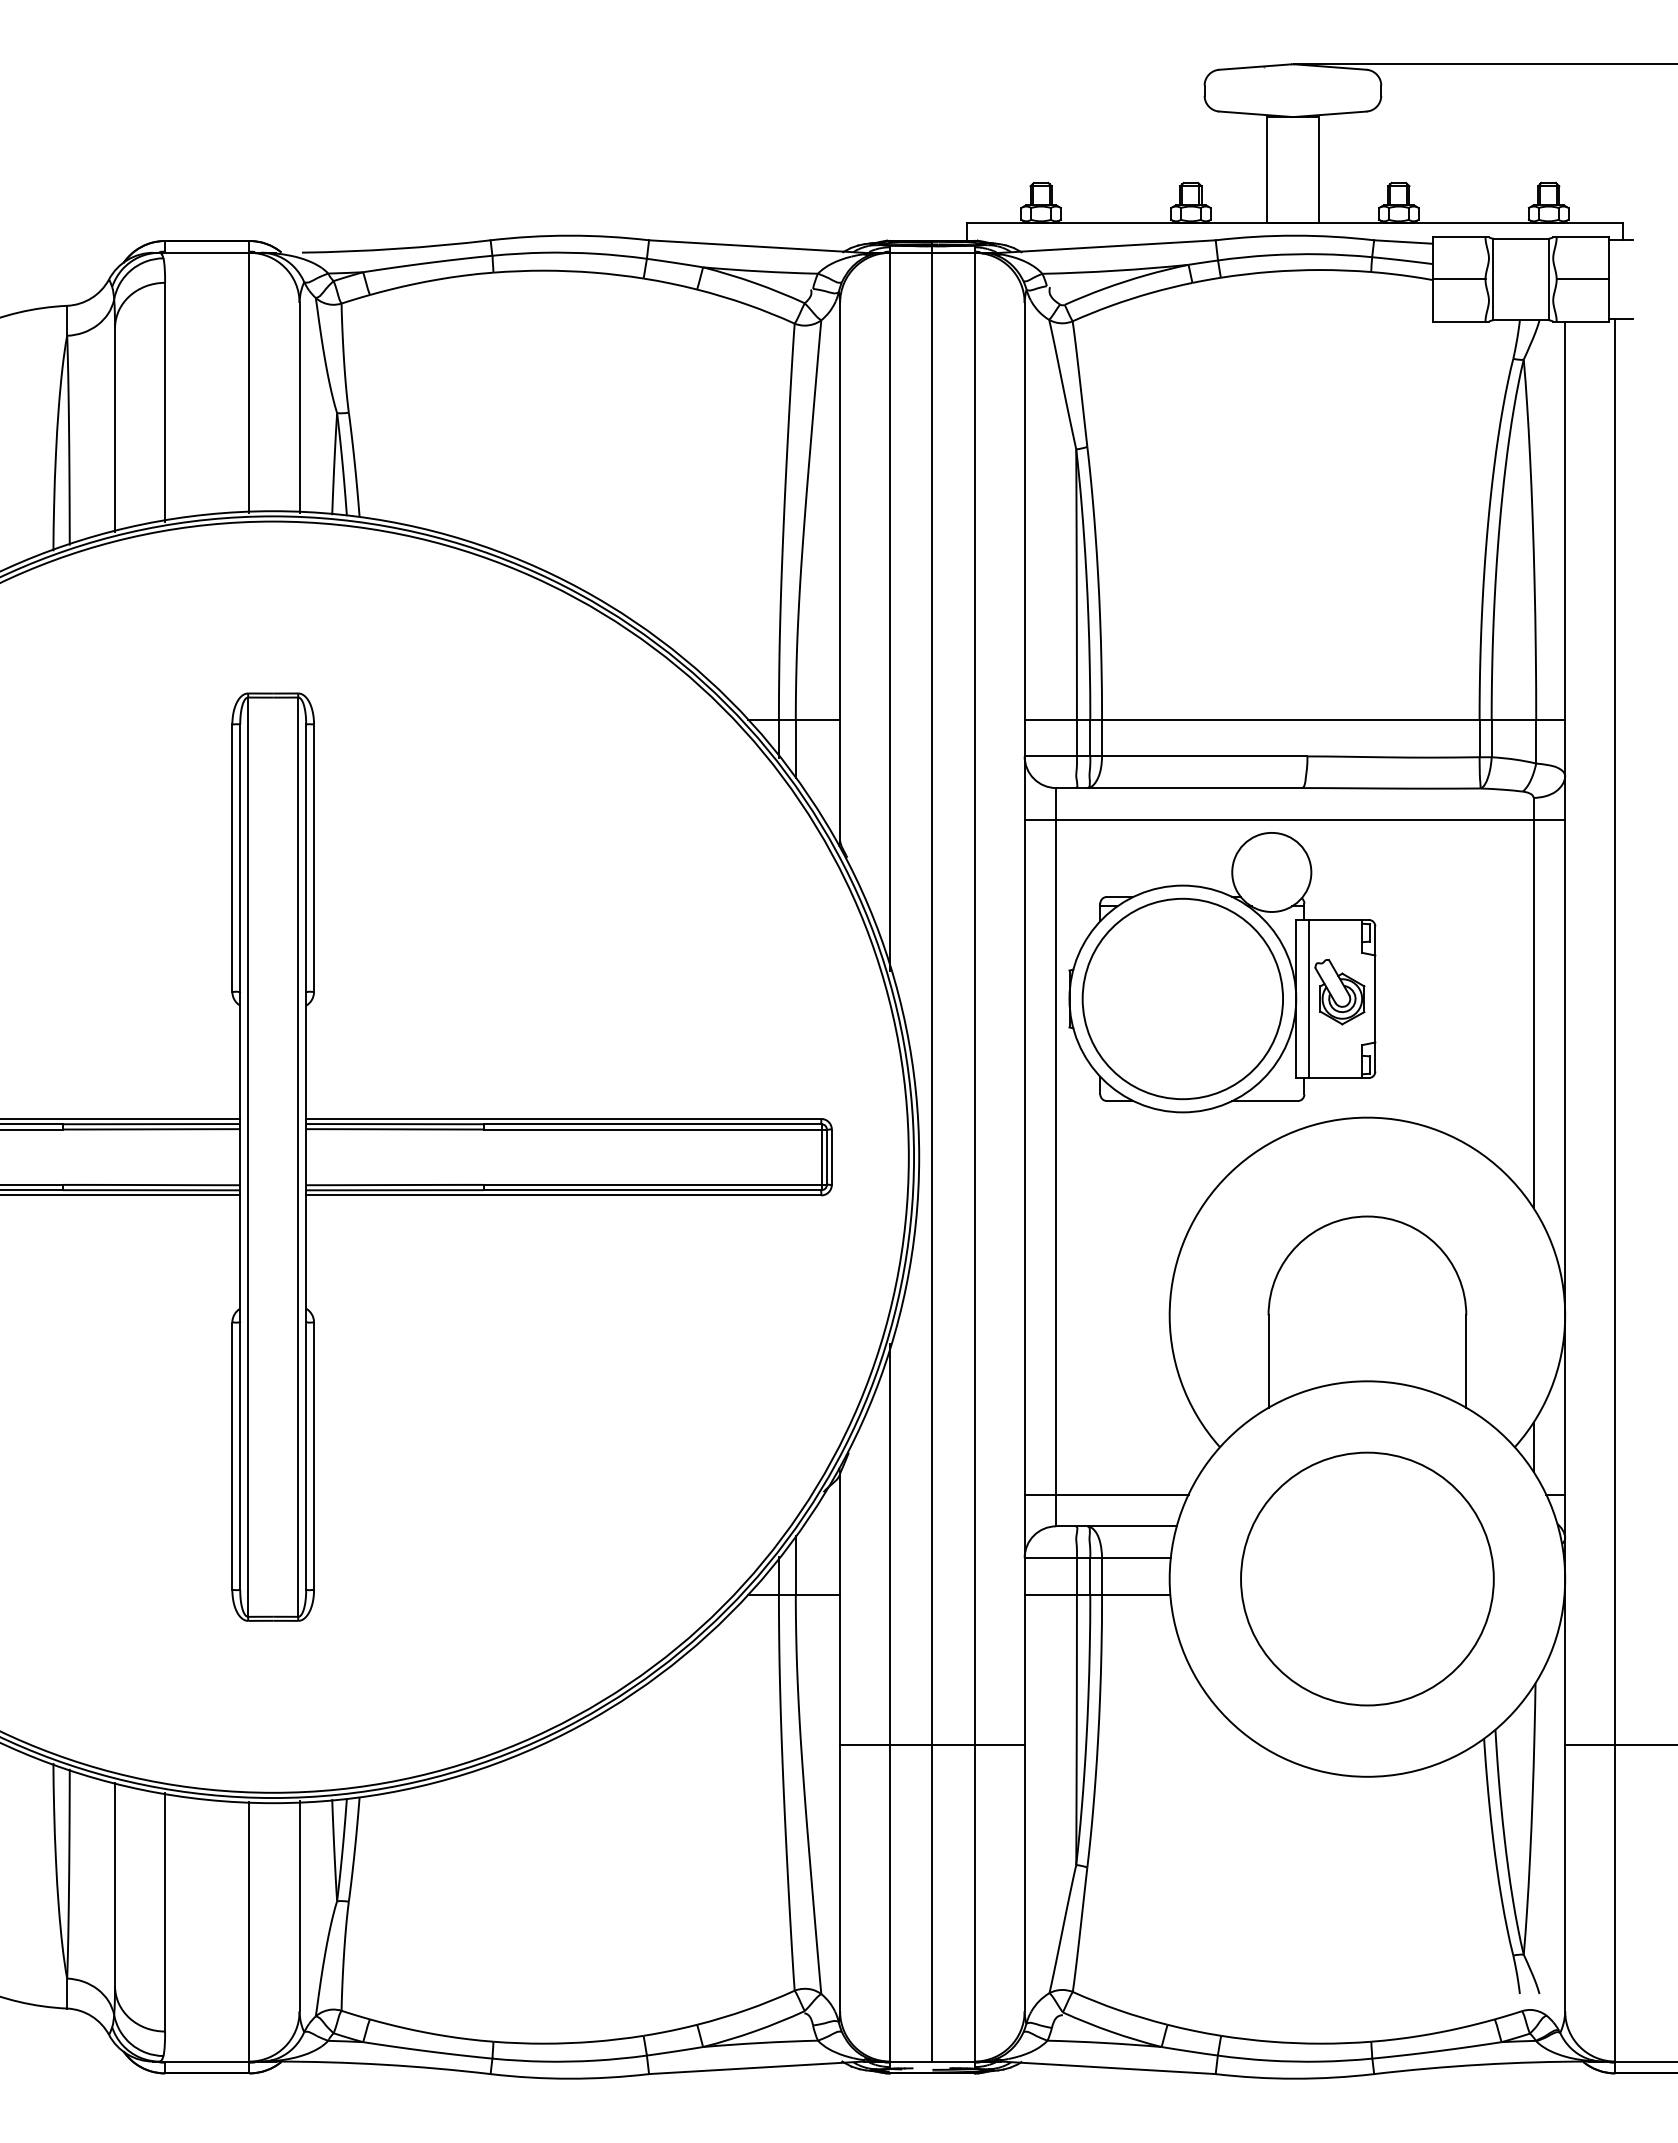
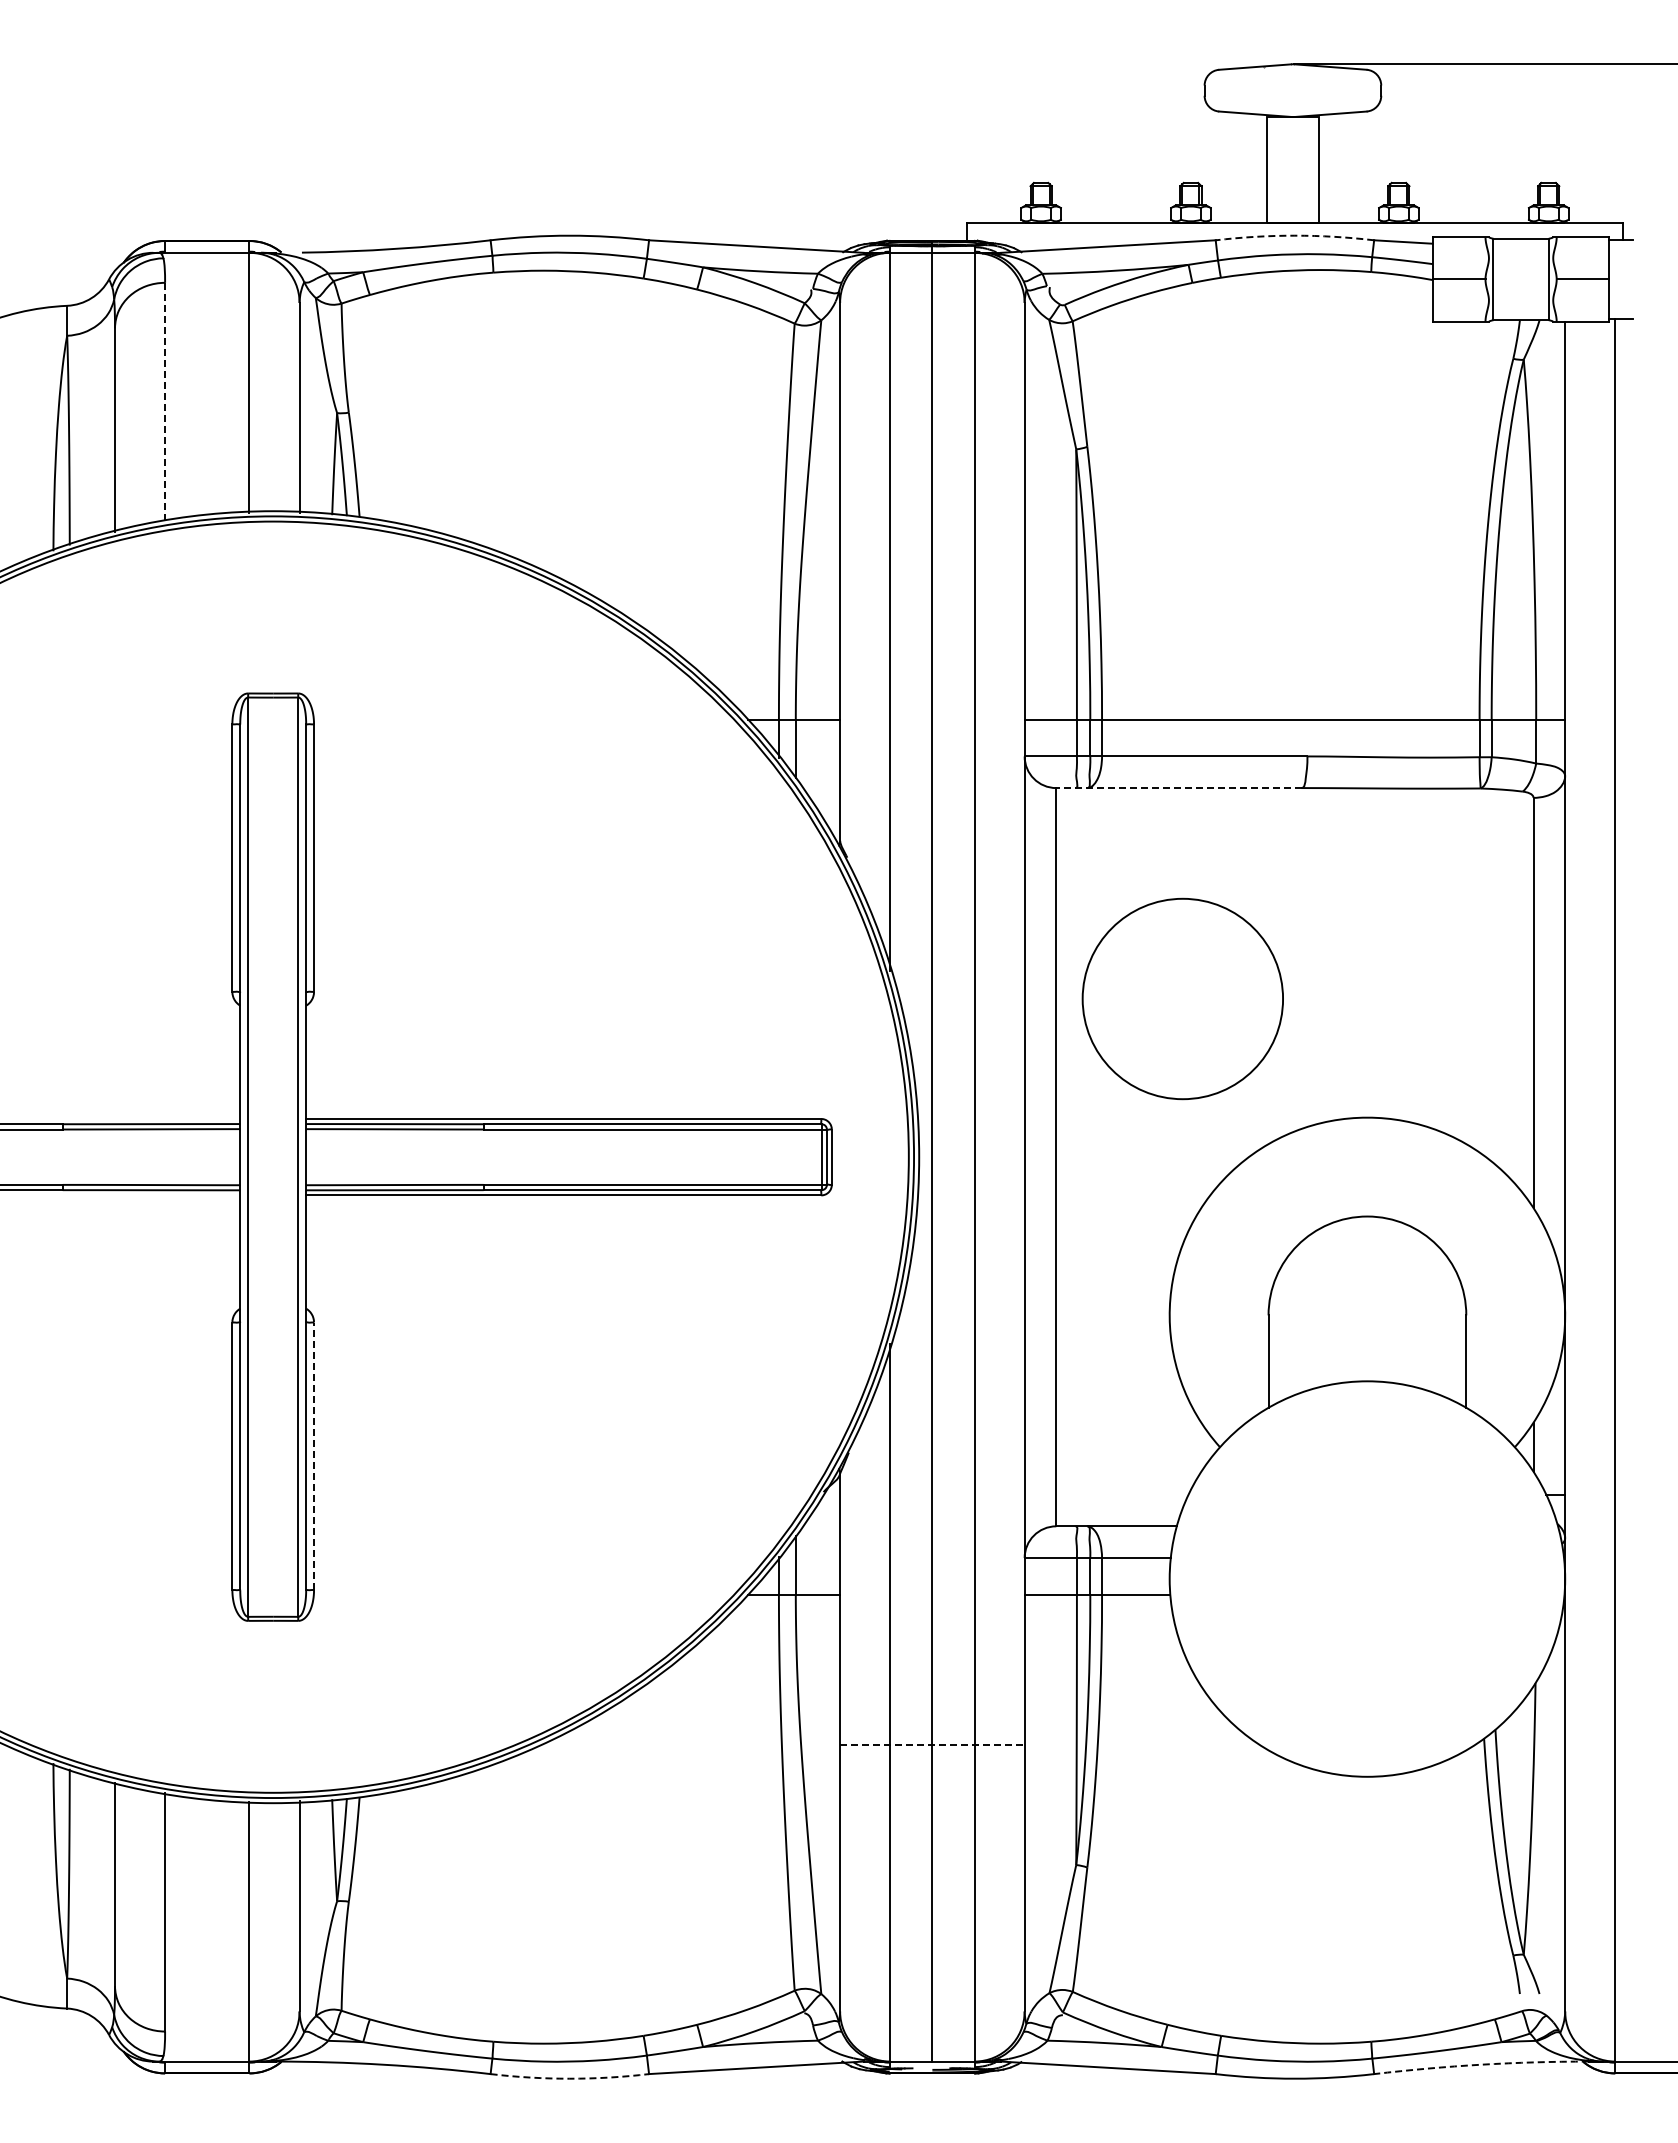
arc: solid -> dashed (1294, 235)
line: solid -> dashed (165, 402)
line: solid -> dashed (1178, 788)
line: present -> none (1294, 819)
part: present -> none (1222, 972)
line: present -> none (121, 1119)
line: present -> none (121, 1195)
line: solid -> dashed (314, 1456)
line: present -> none (1106, 1494)
circle: present -> none (1367, 1578)
line: solid -> dashed (932, 1745)
line: present -> none (1619, 1745)
arc: solid -> dashed (1481, 2064)
arc: solid -> dashed (569, 2078)
